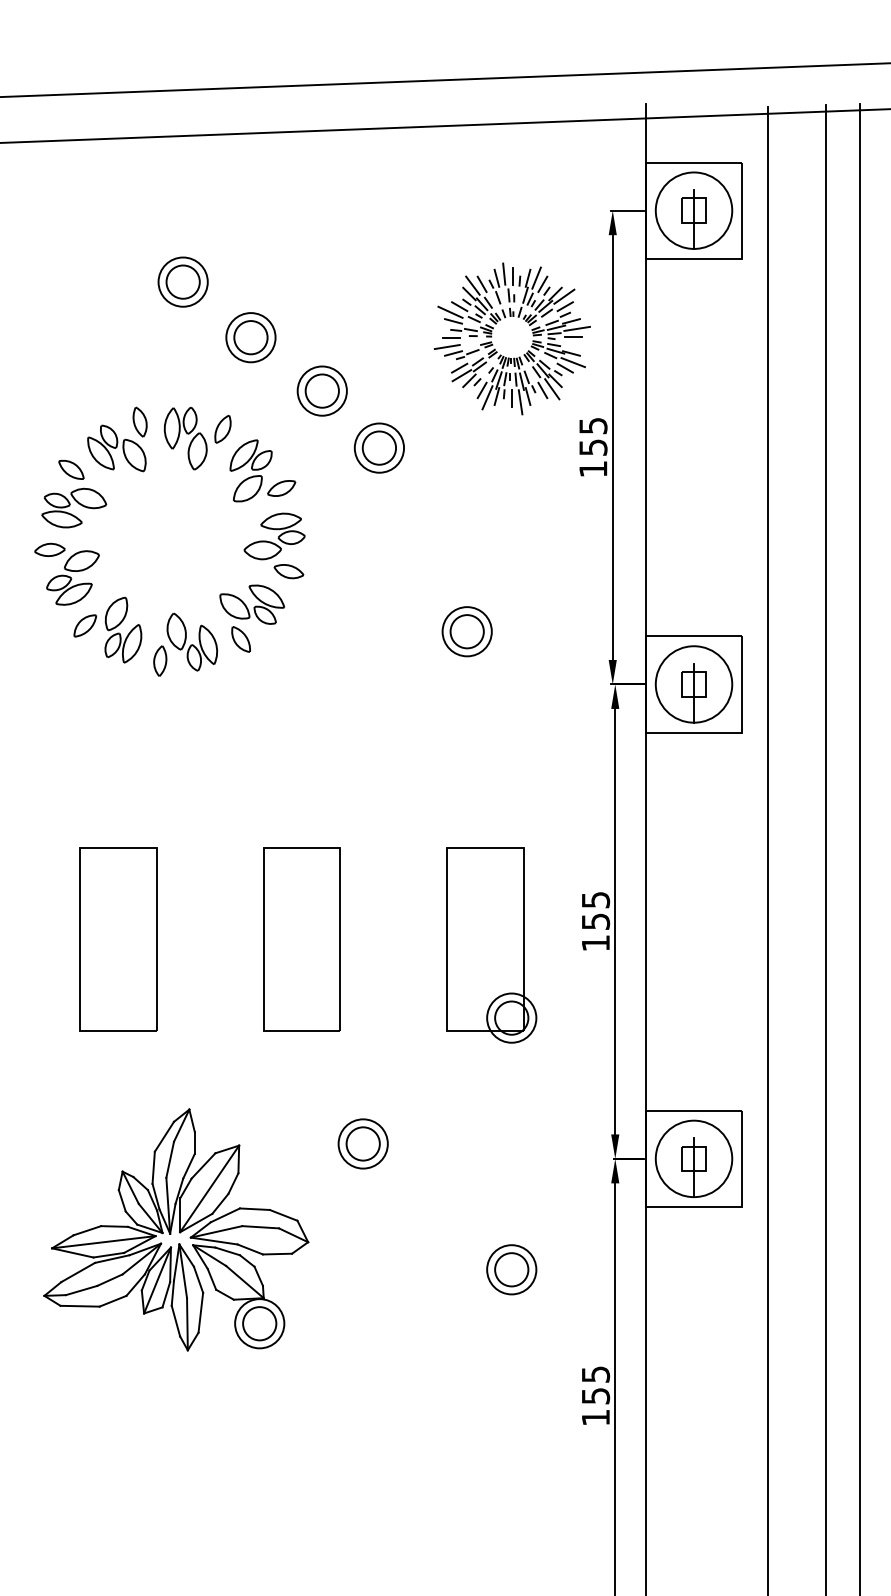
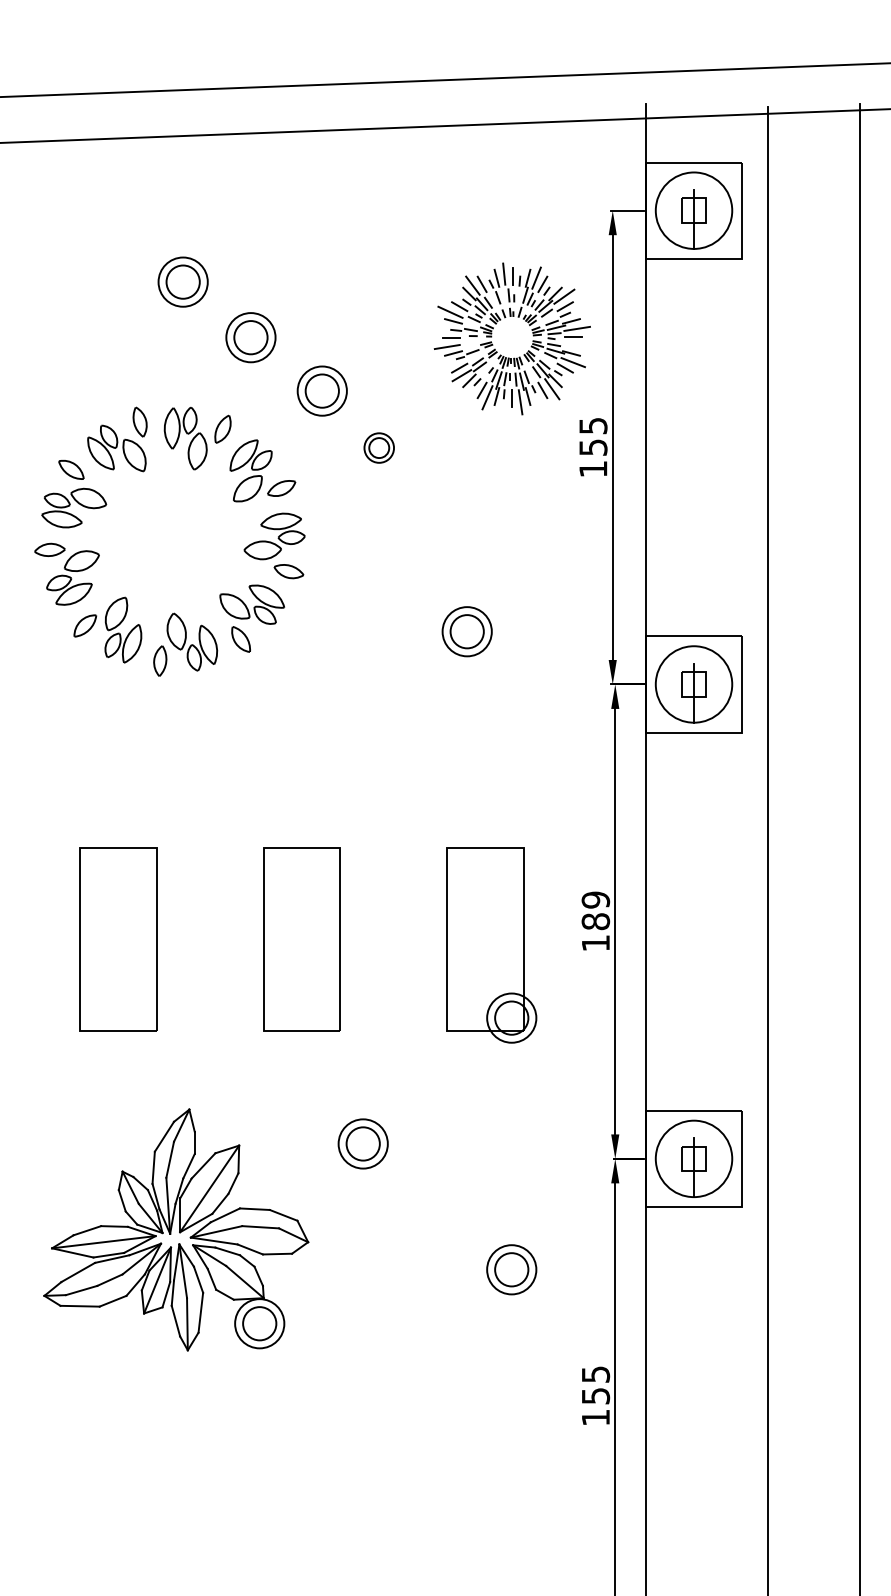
part size: 52x52 px -> 32x32 px (378, 447)
line: present -> none (826, 848)
text: 155 -> 189 (595, 910)
